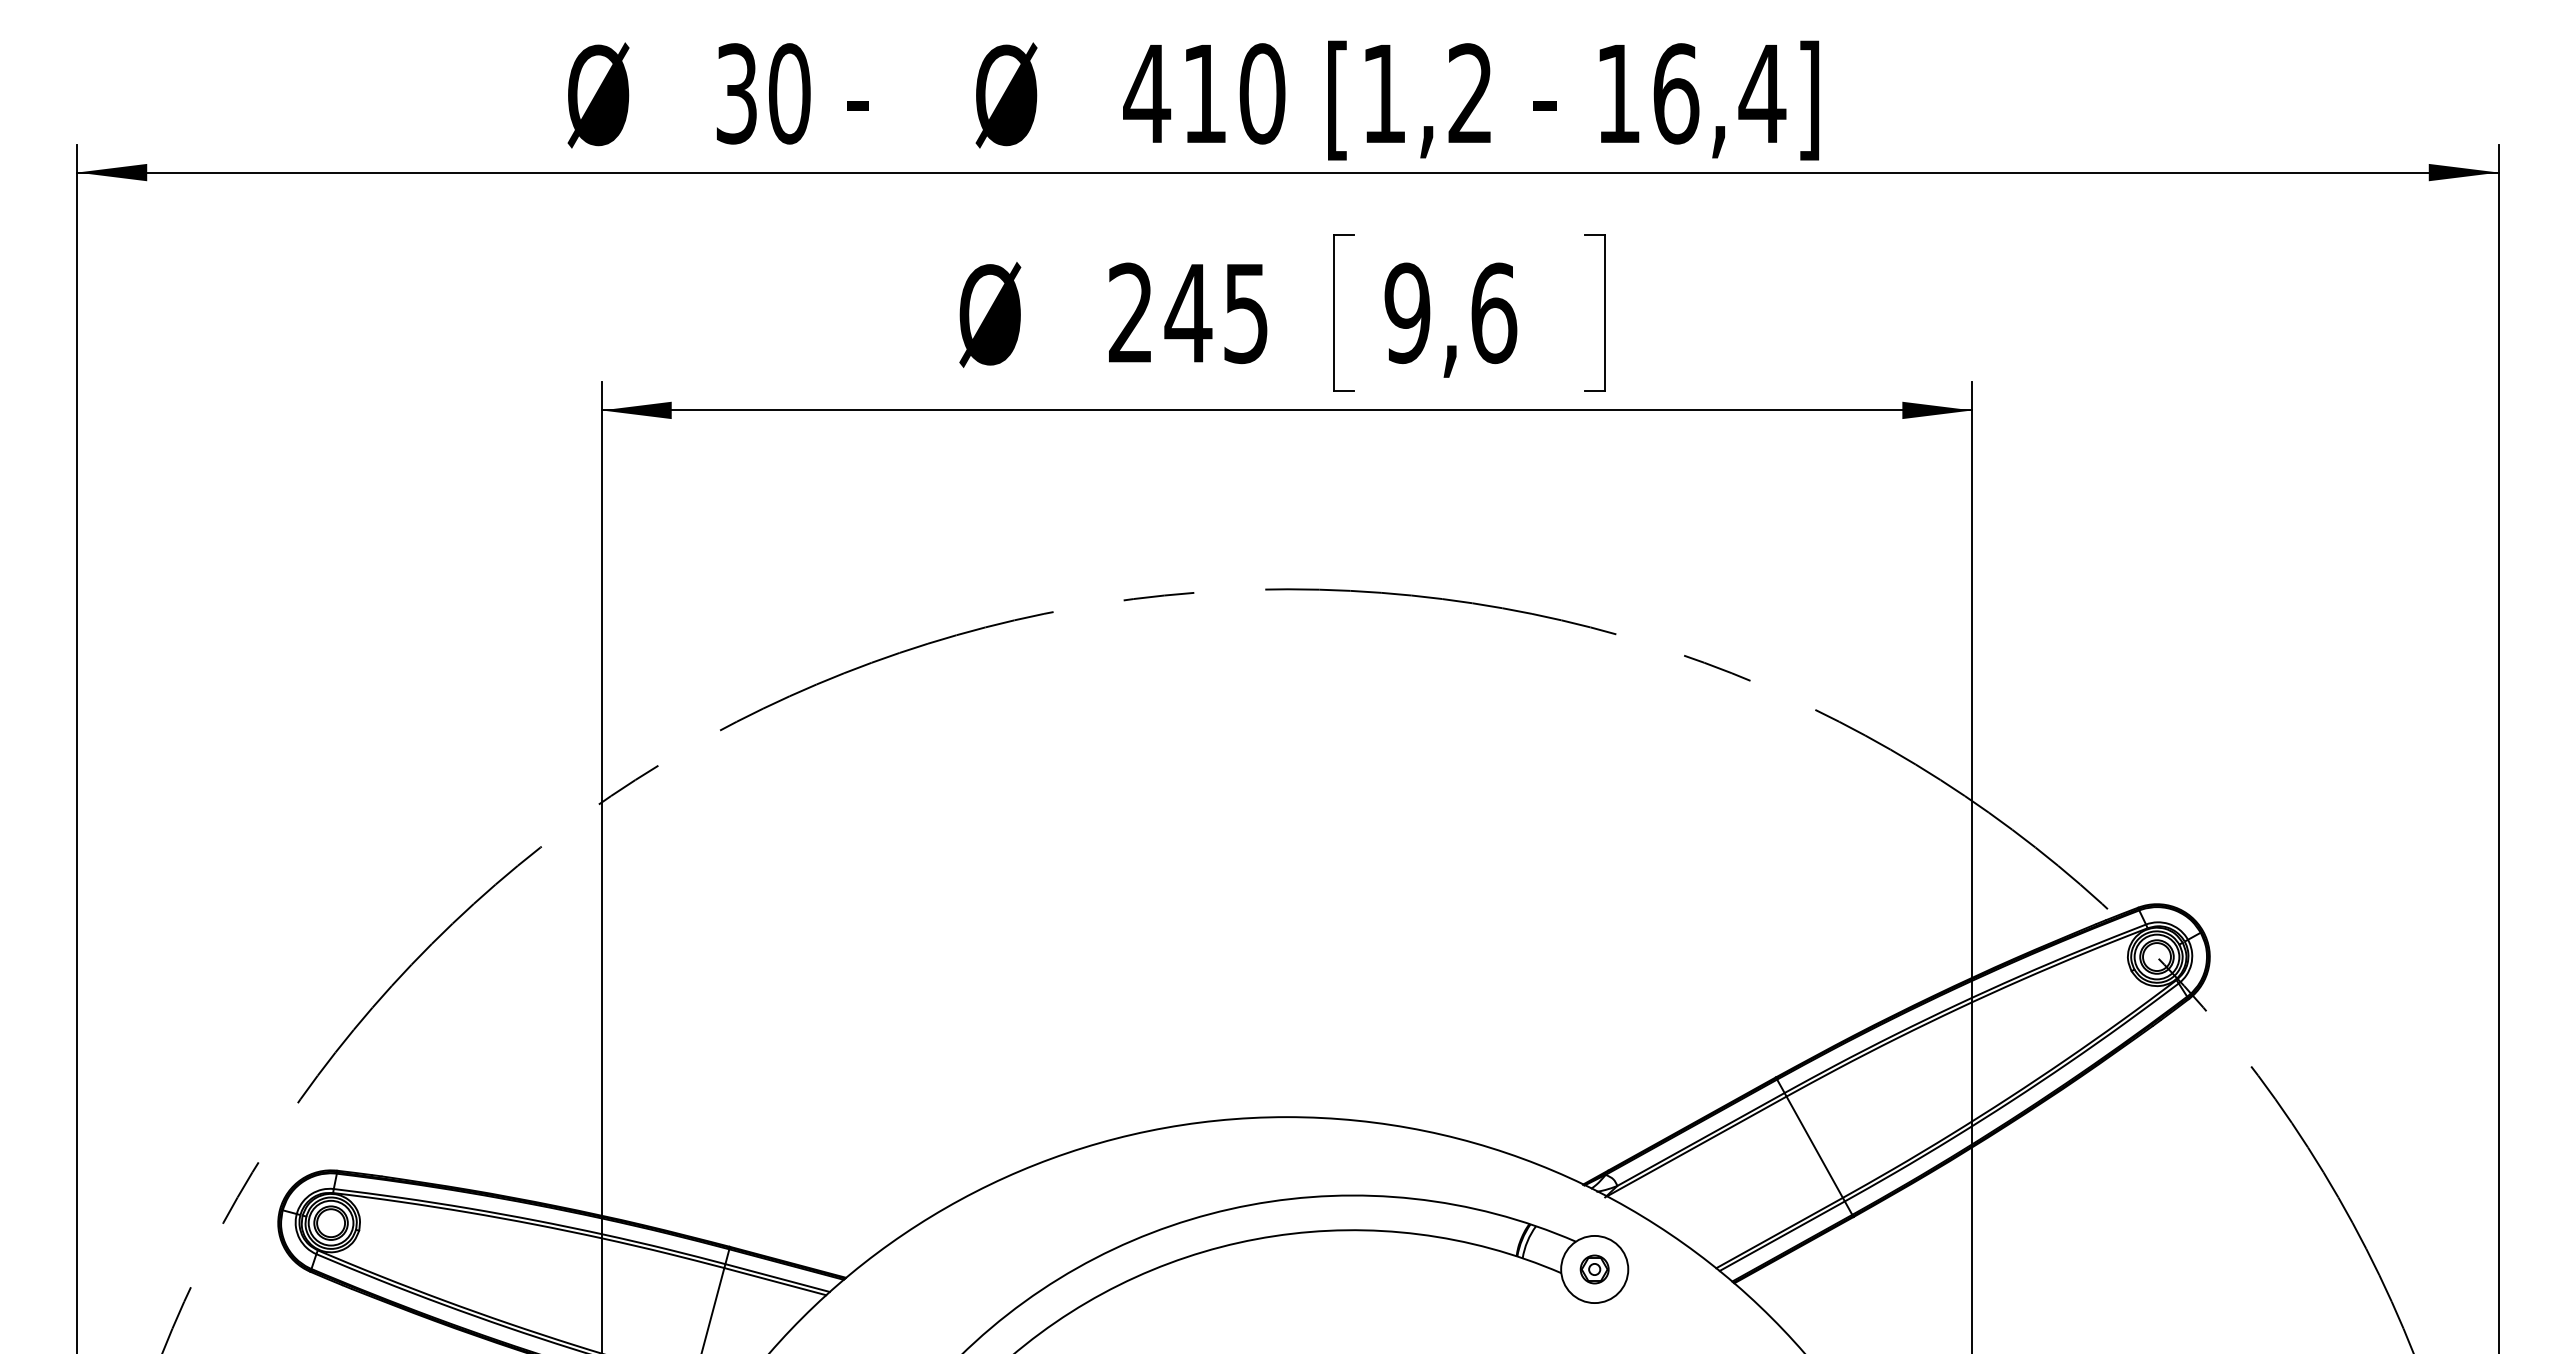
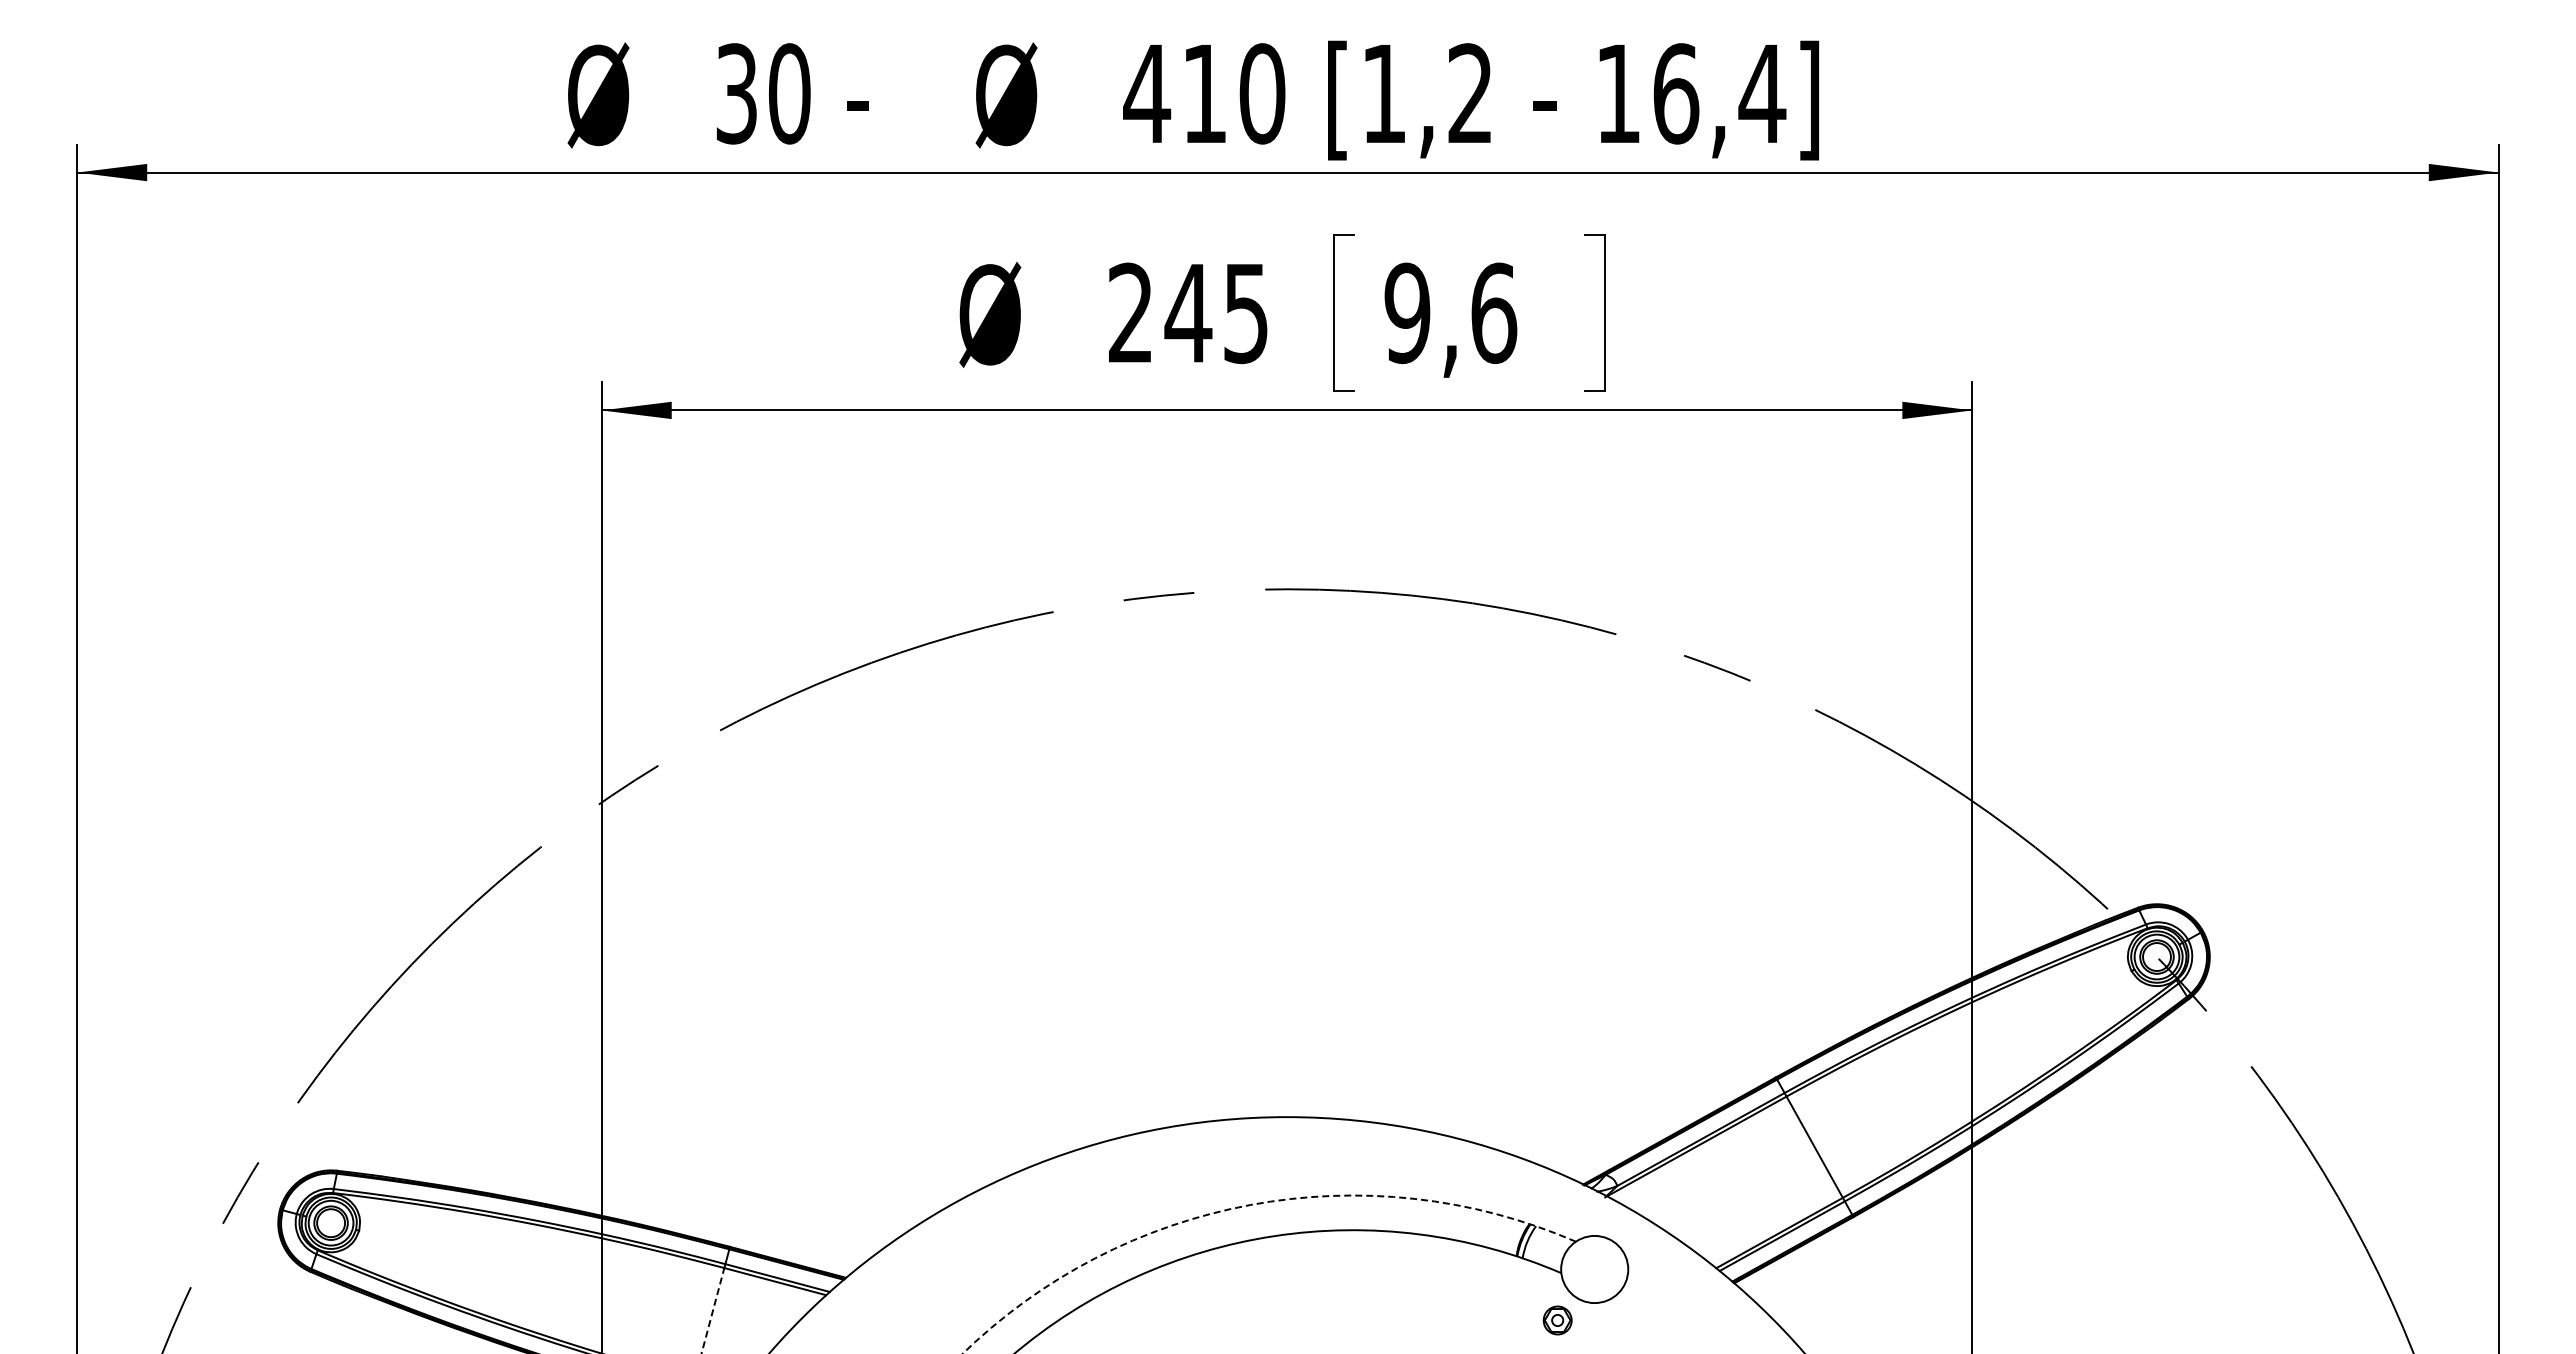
arc: solid -> dashed (1252, 1204)
part position: (1594, 1269) -> (1557, 1320) (1557, 1320)
line: solid -> dashed (713, 1310)
